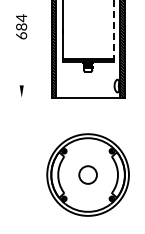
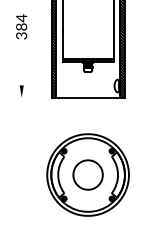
line: dashed -> solid (113, 30)
text: 684 -> 384 (21, 35)
circle diameter: 18 px -> 29 px (87, 174)
